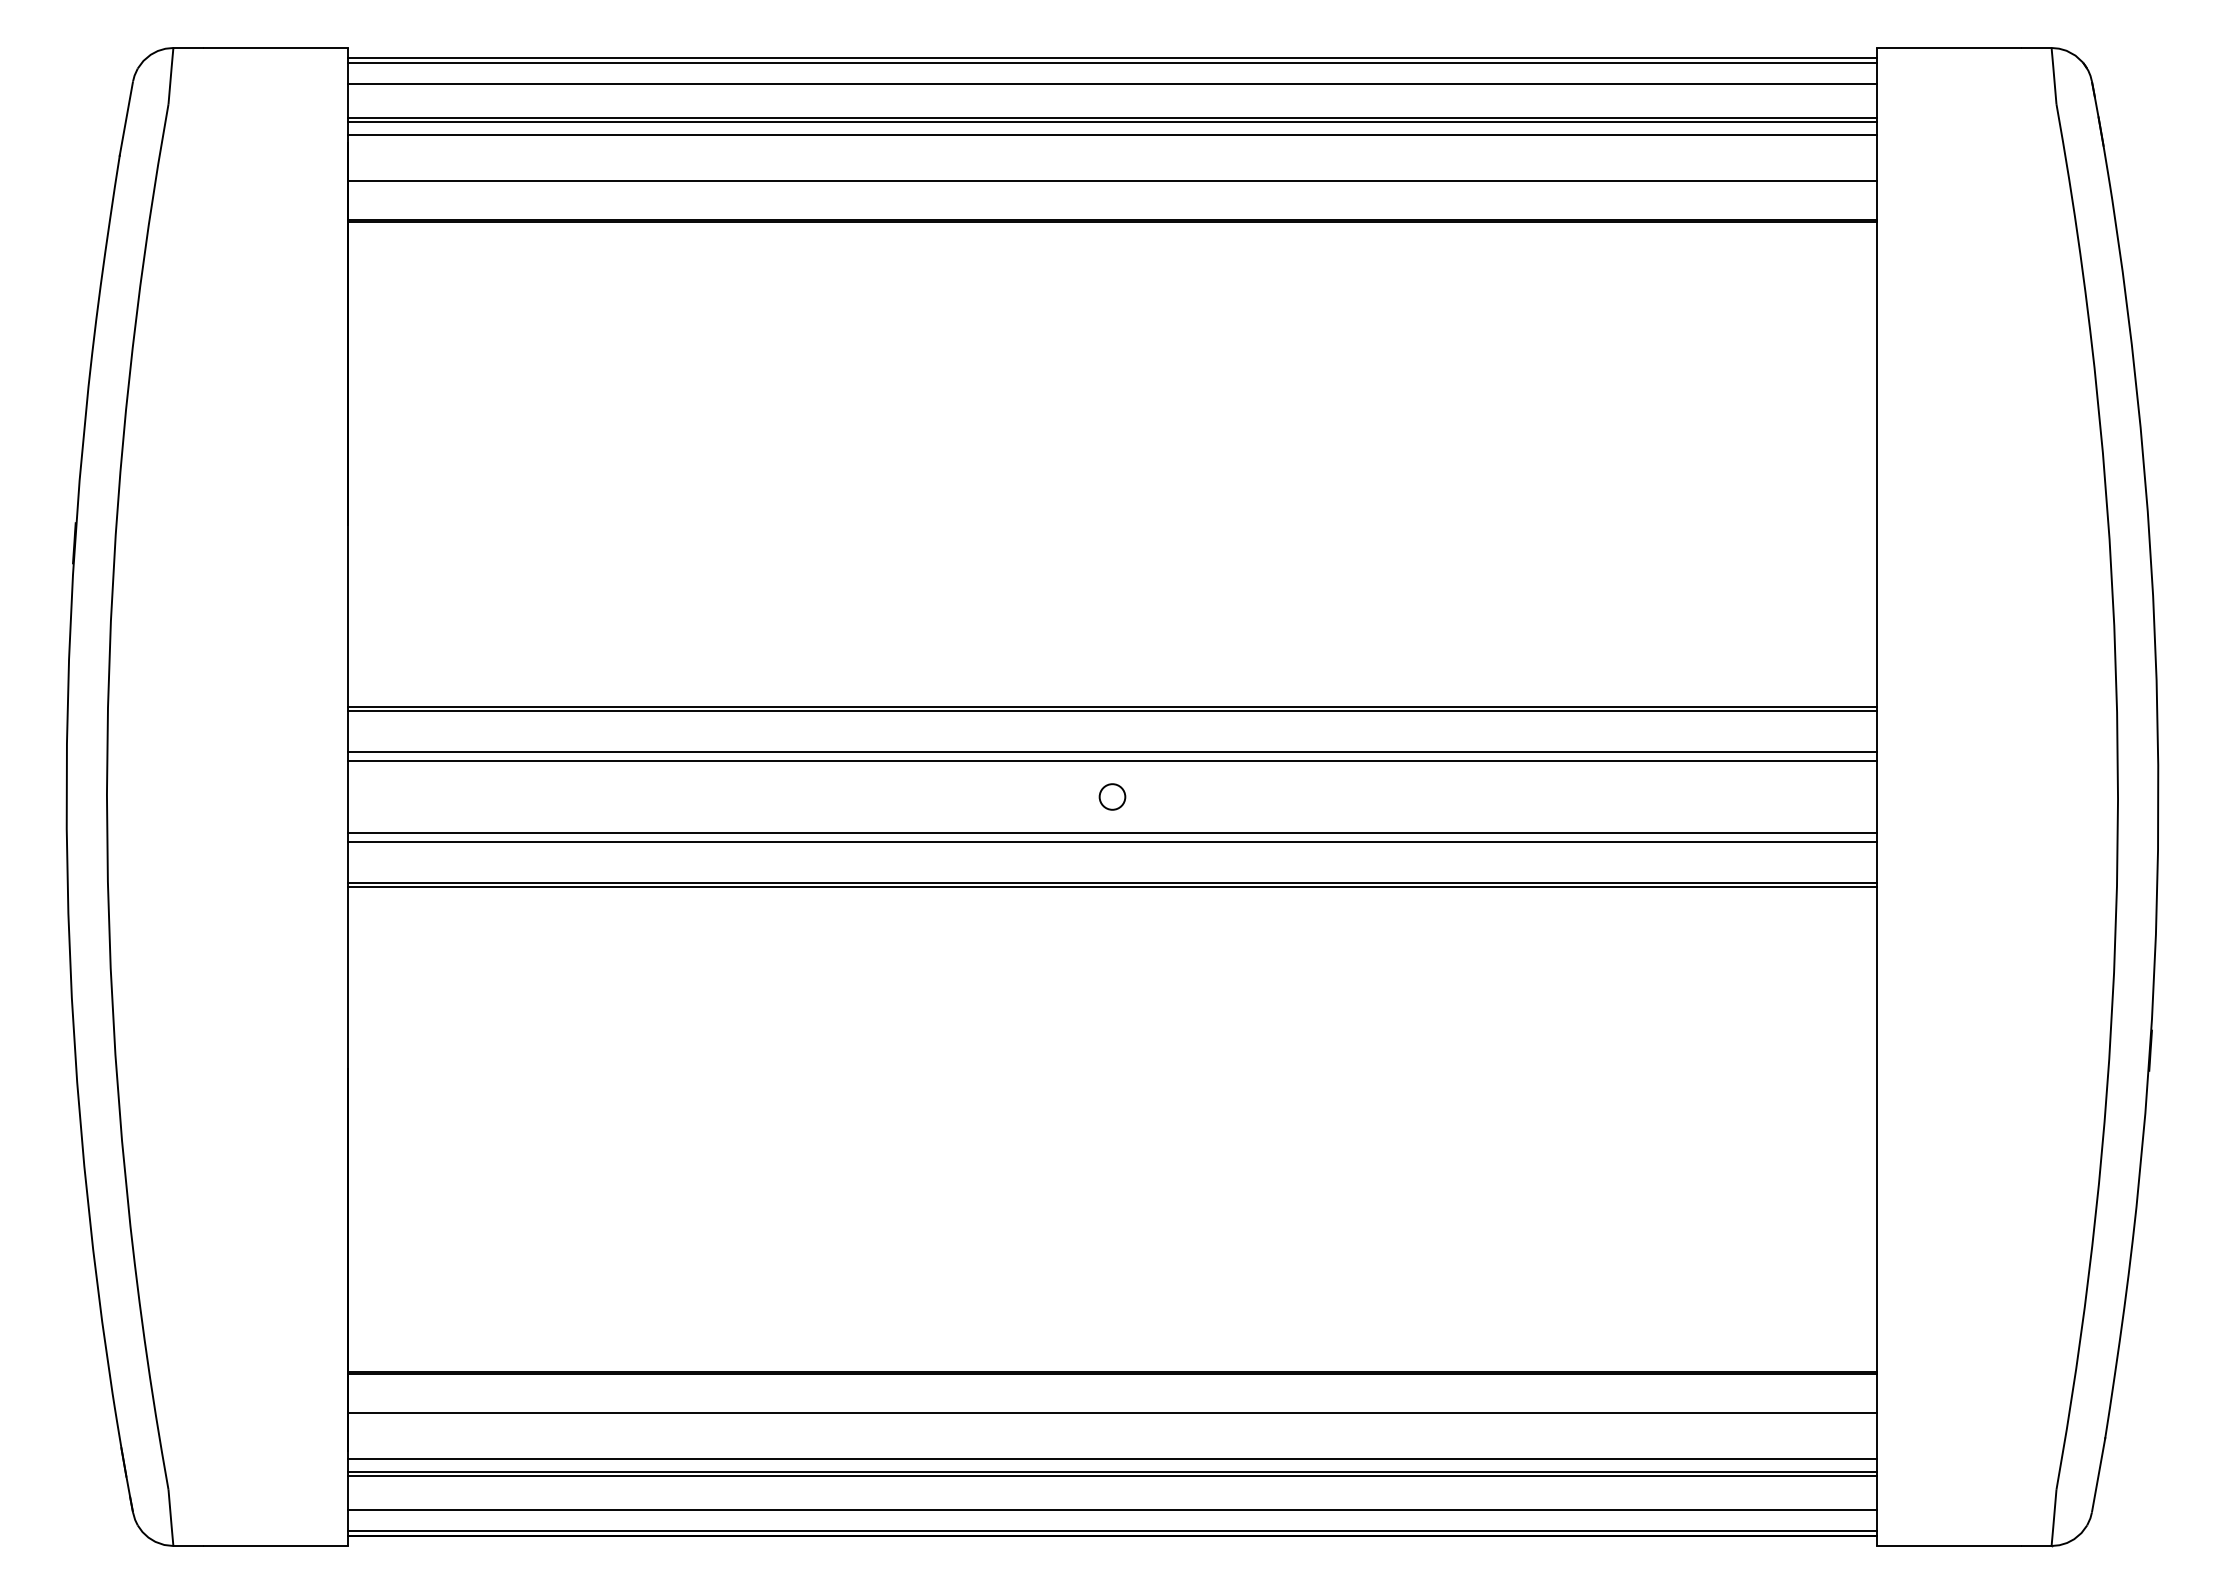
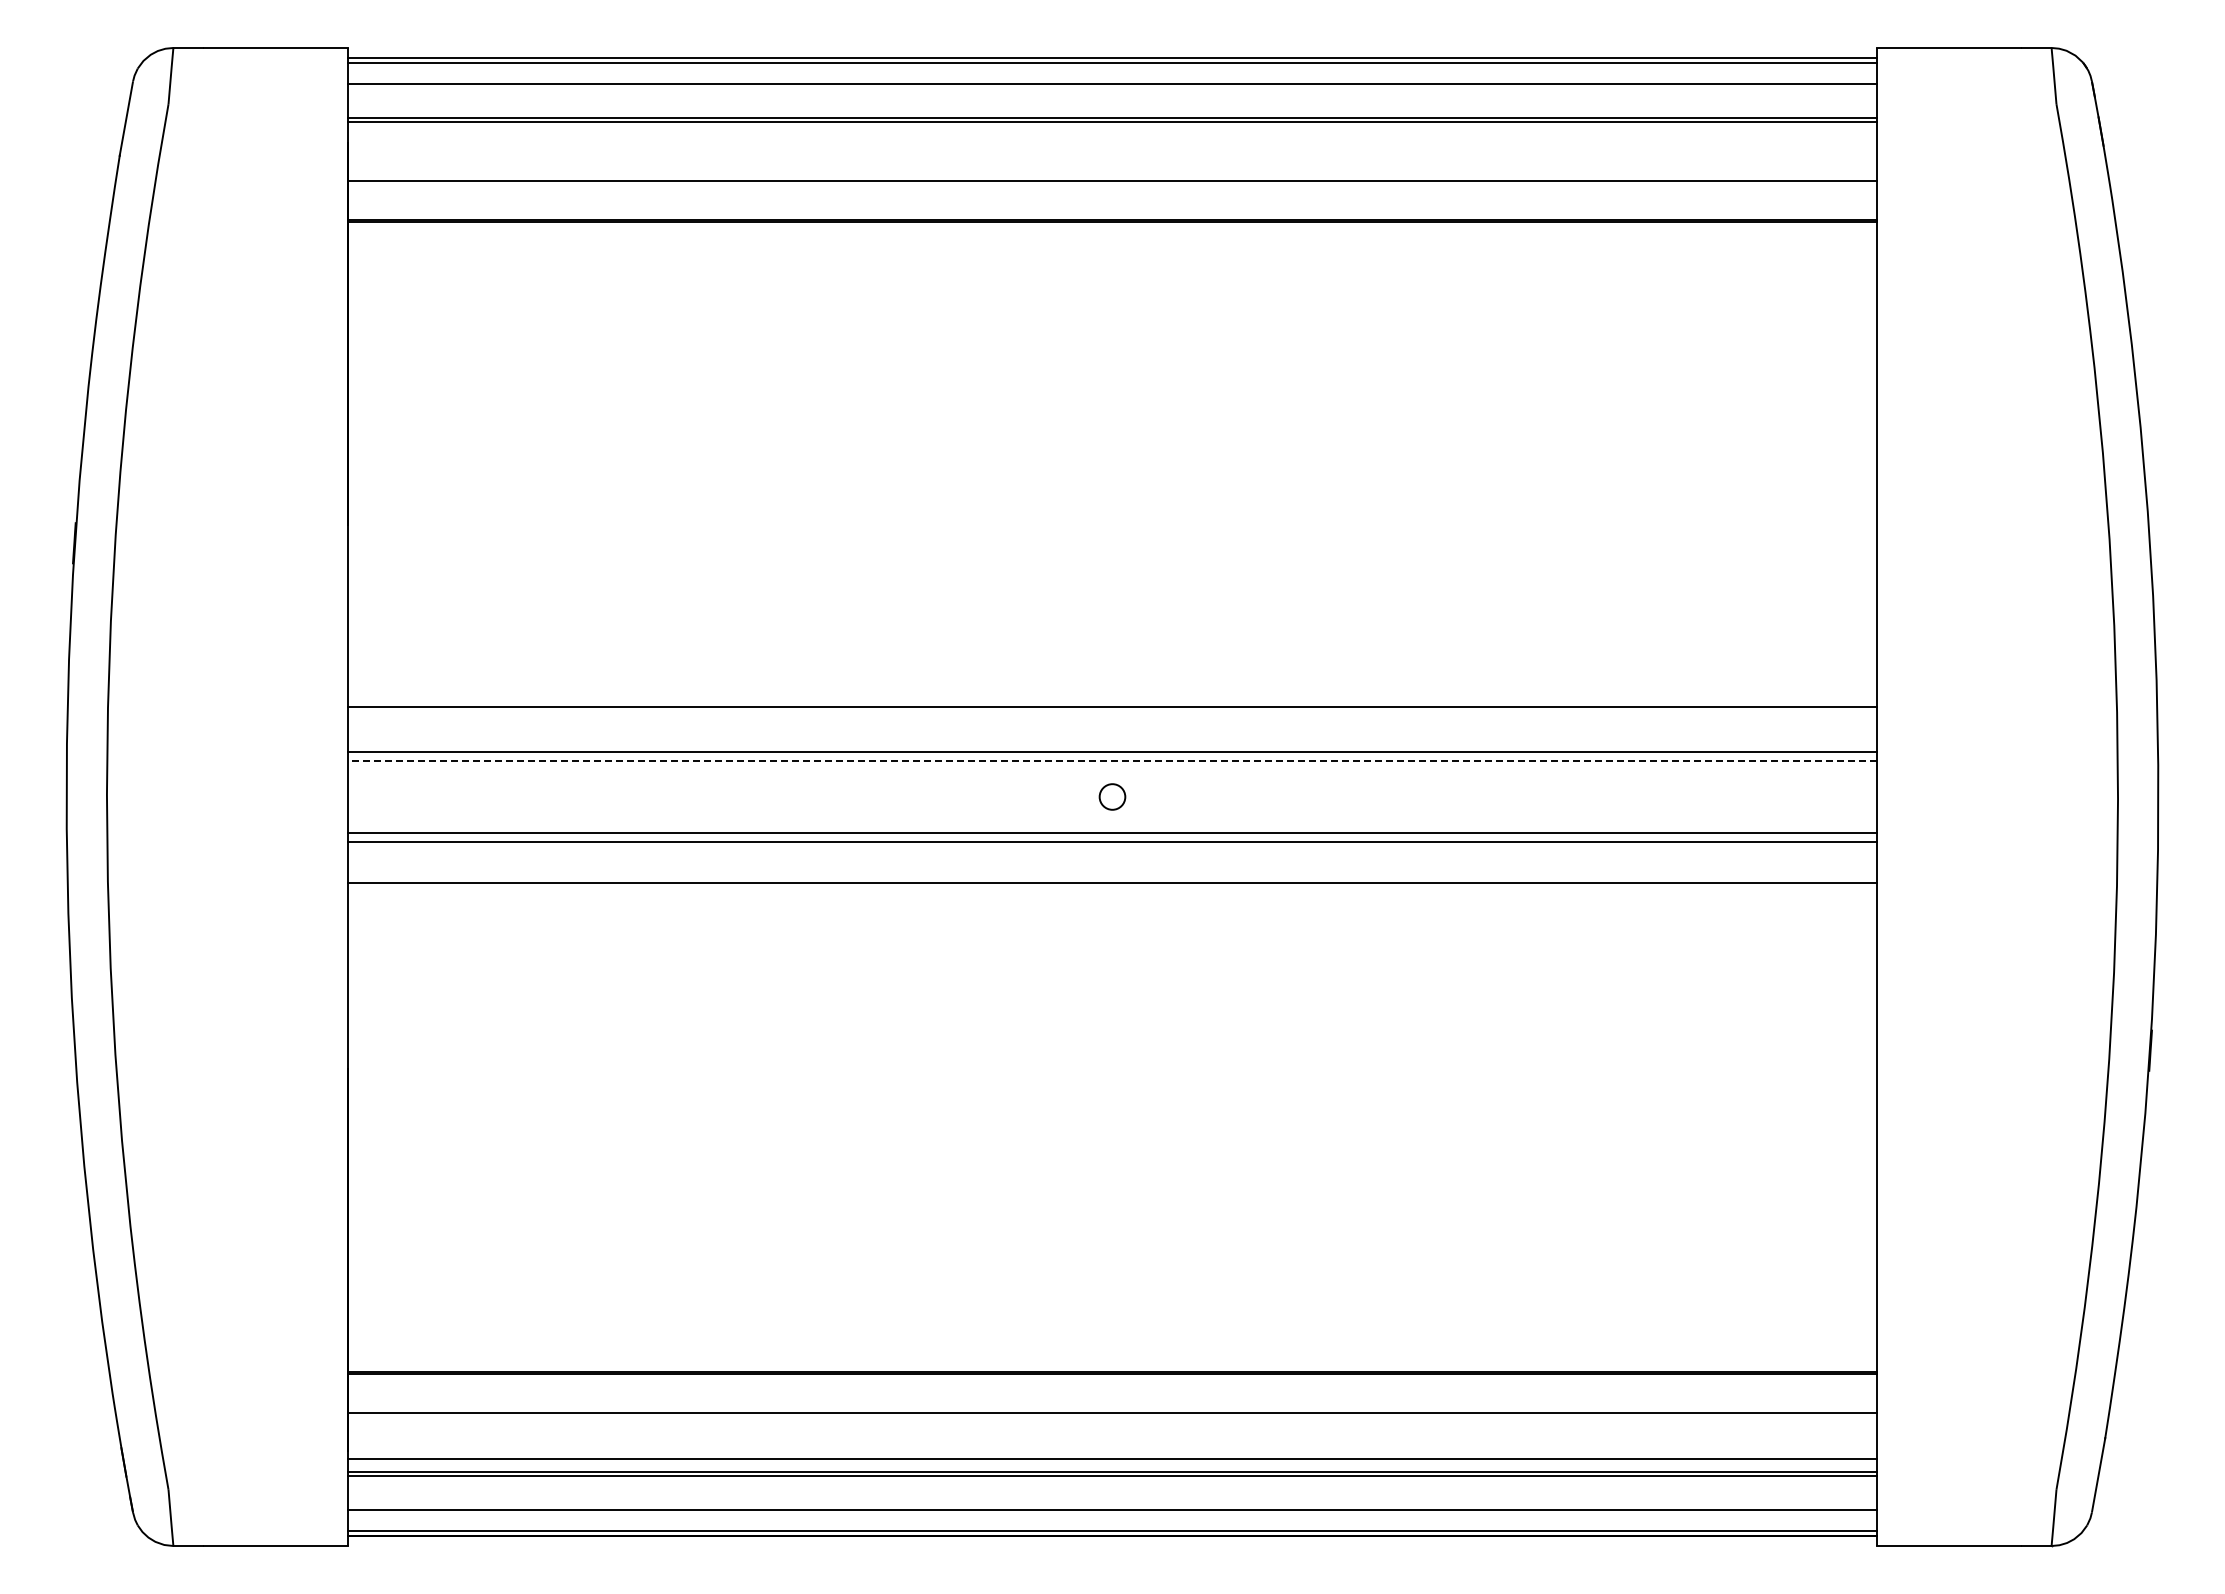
line: present -> none (1112, 135)
line: present -> none (1112, 711)
line: solid -> dashed (1112, 760)
line: present -> none (1112, 886)
